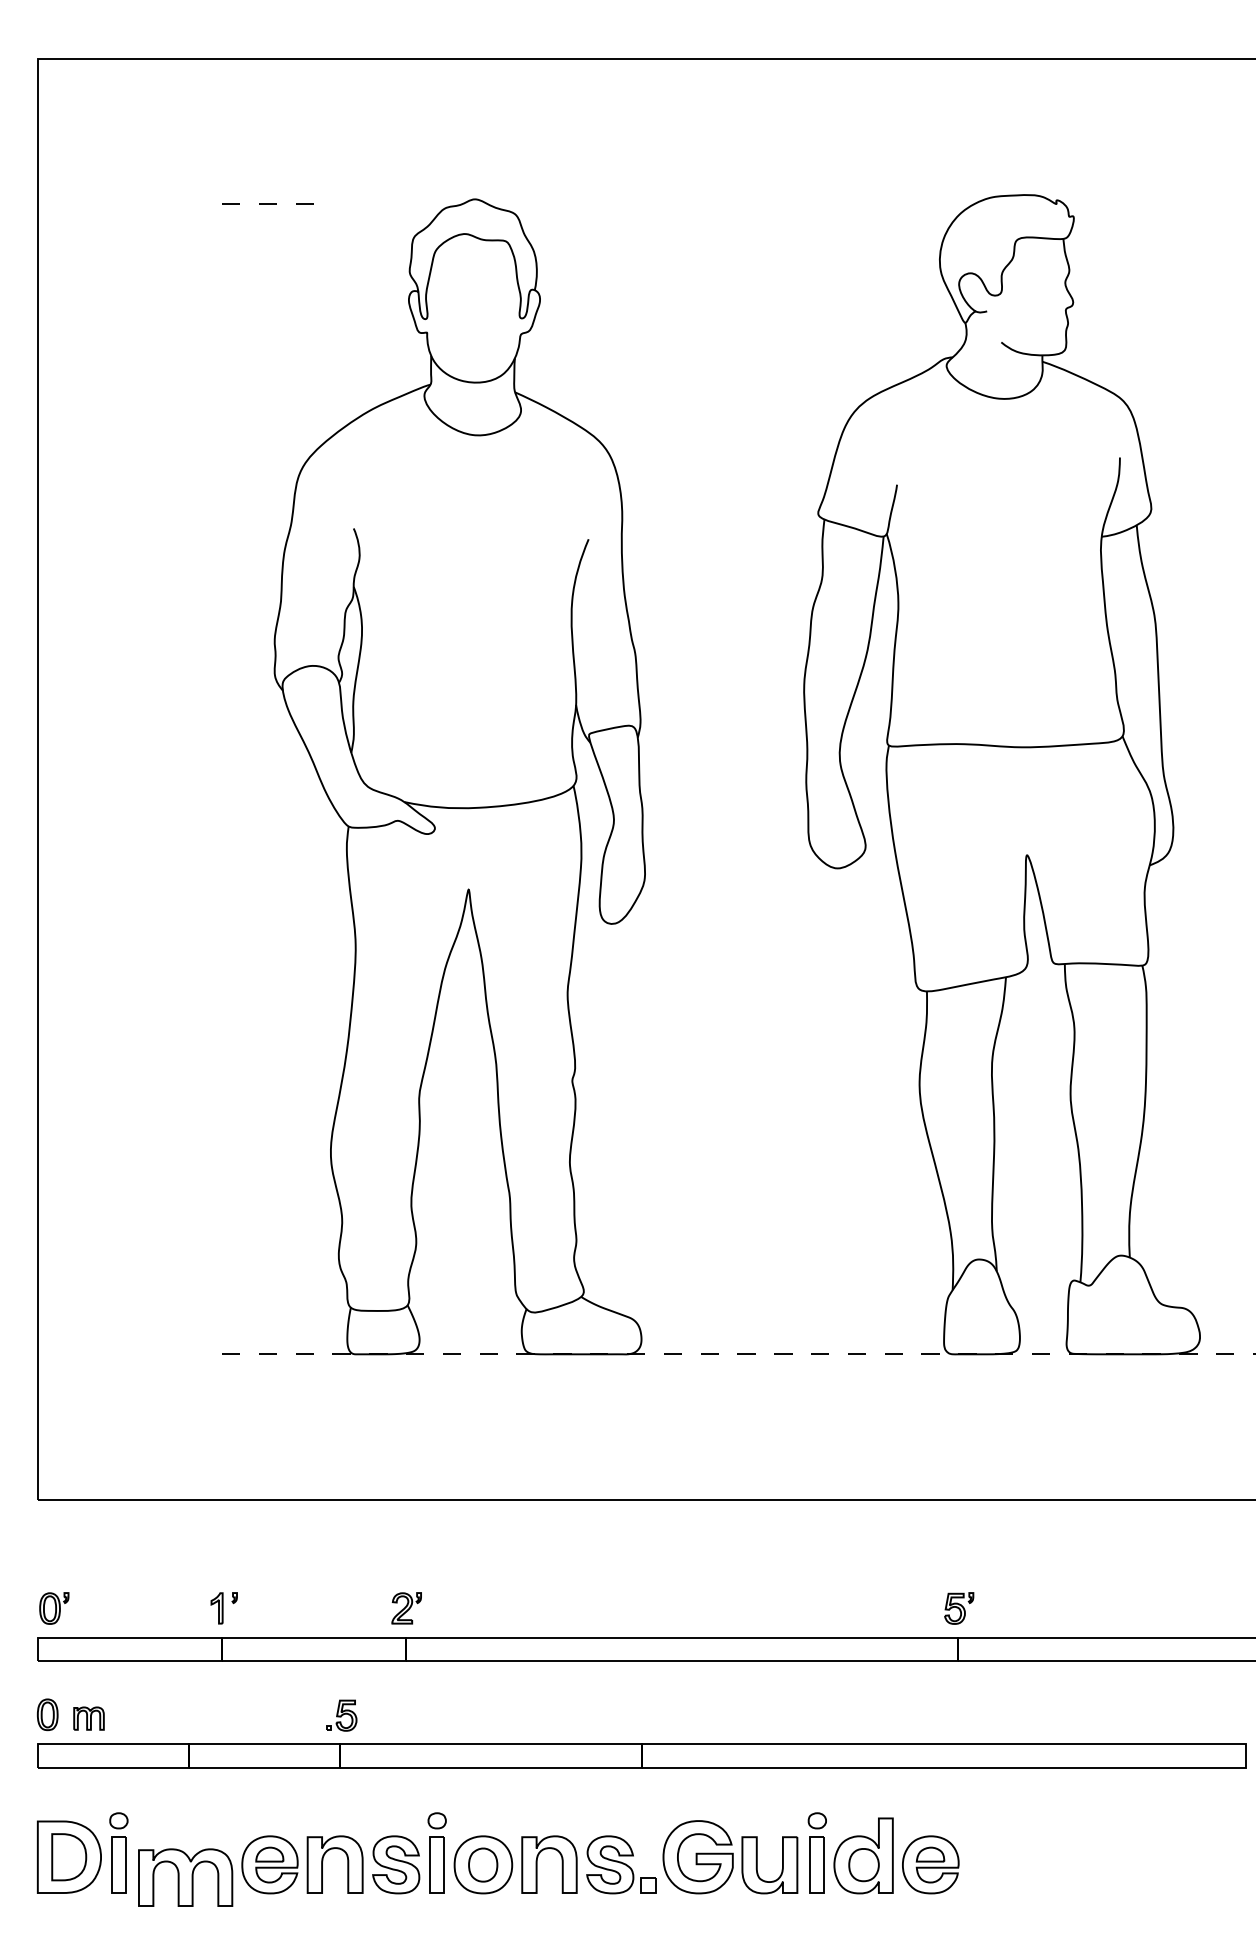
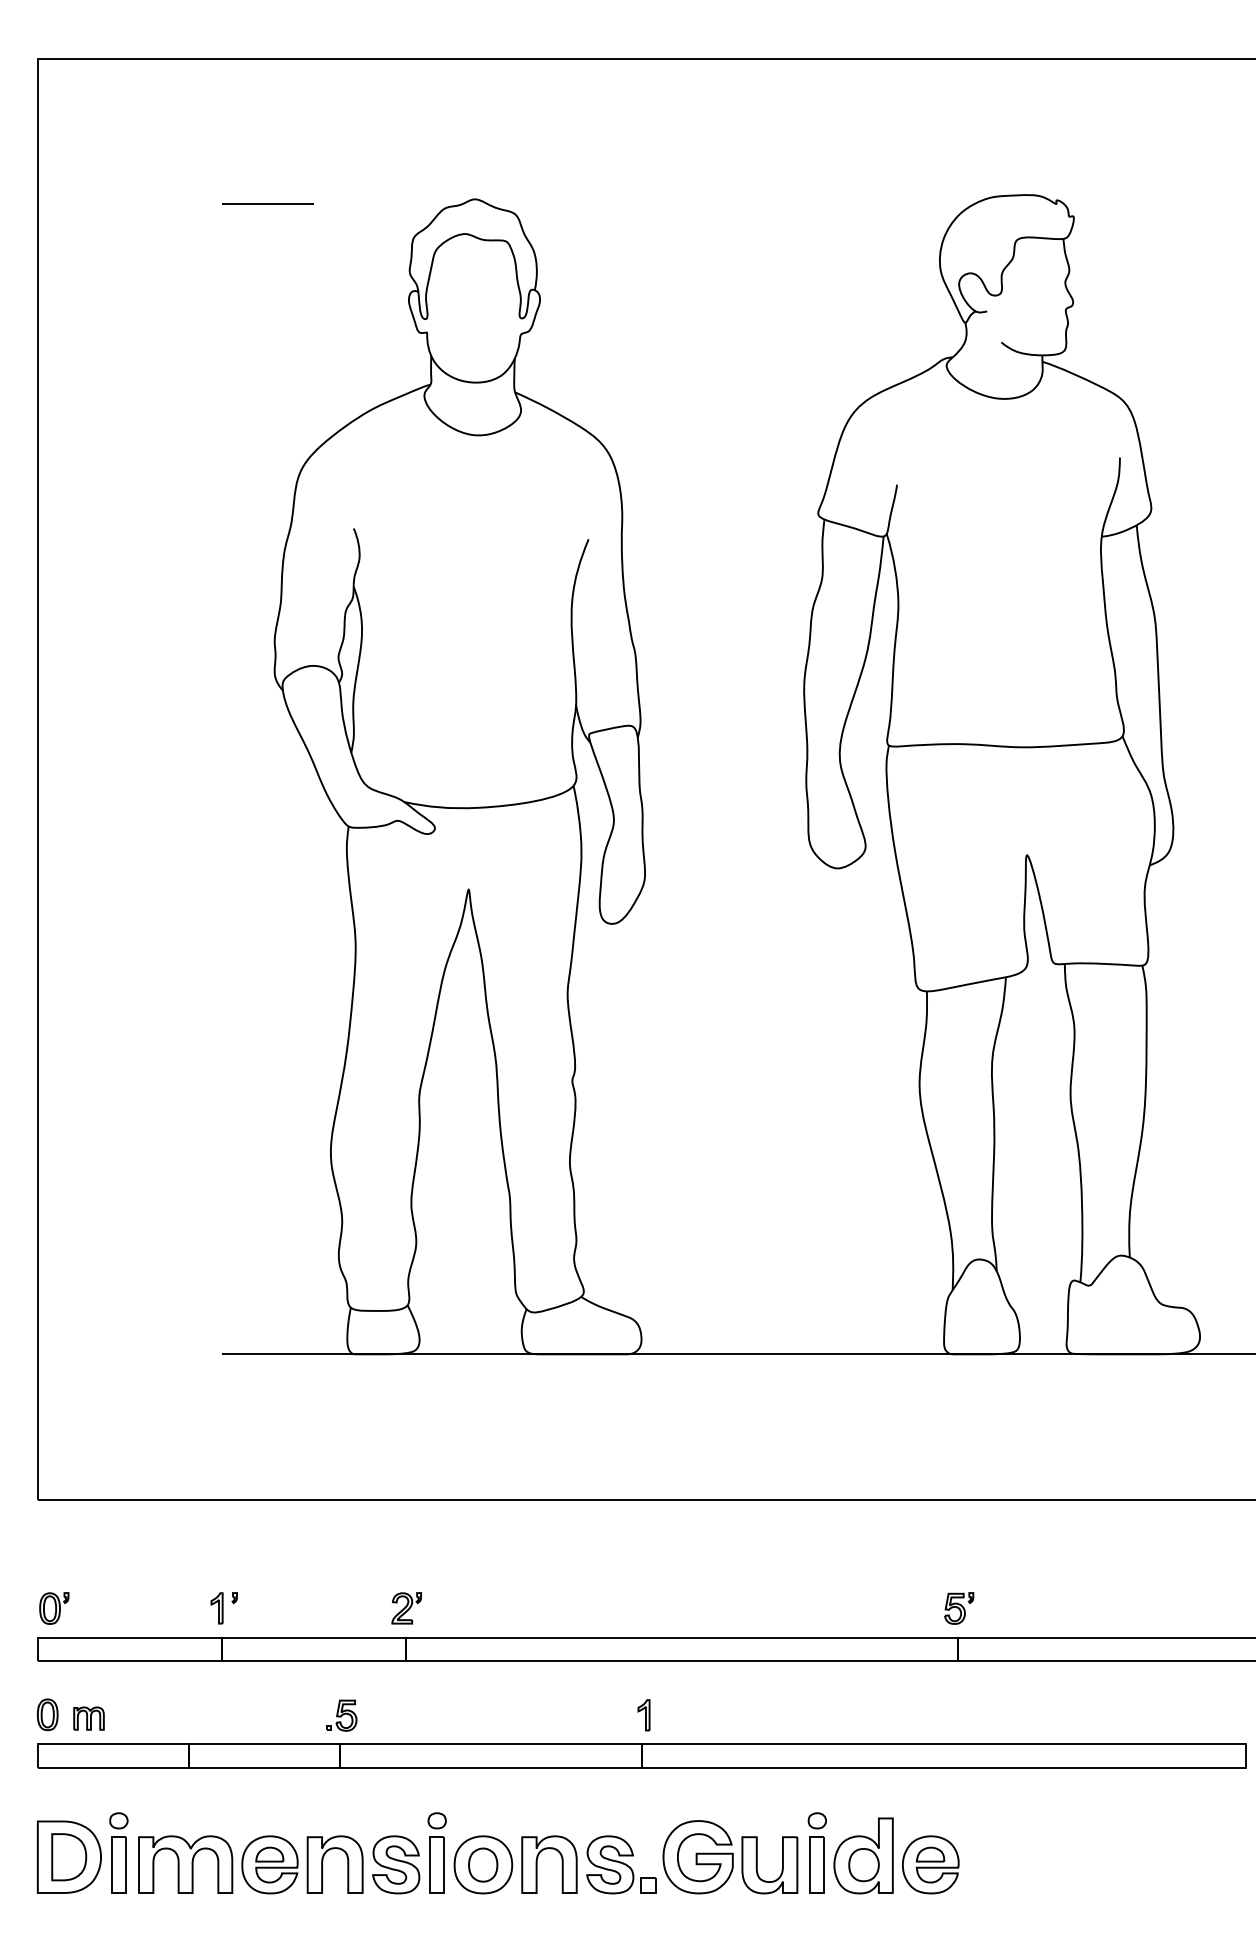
line: dashed -> solid (268, 203)
line: dashed -> solid (738, 1354)
part: none -> present (643, 1715)
part position: (185, 1877) -> (185, 1864) (185, 1864)
